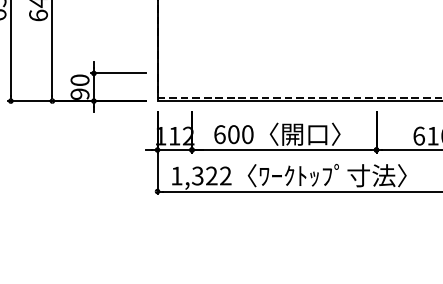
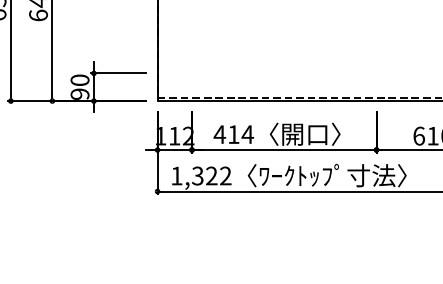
text: 600 -> 414 (233, 134)
